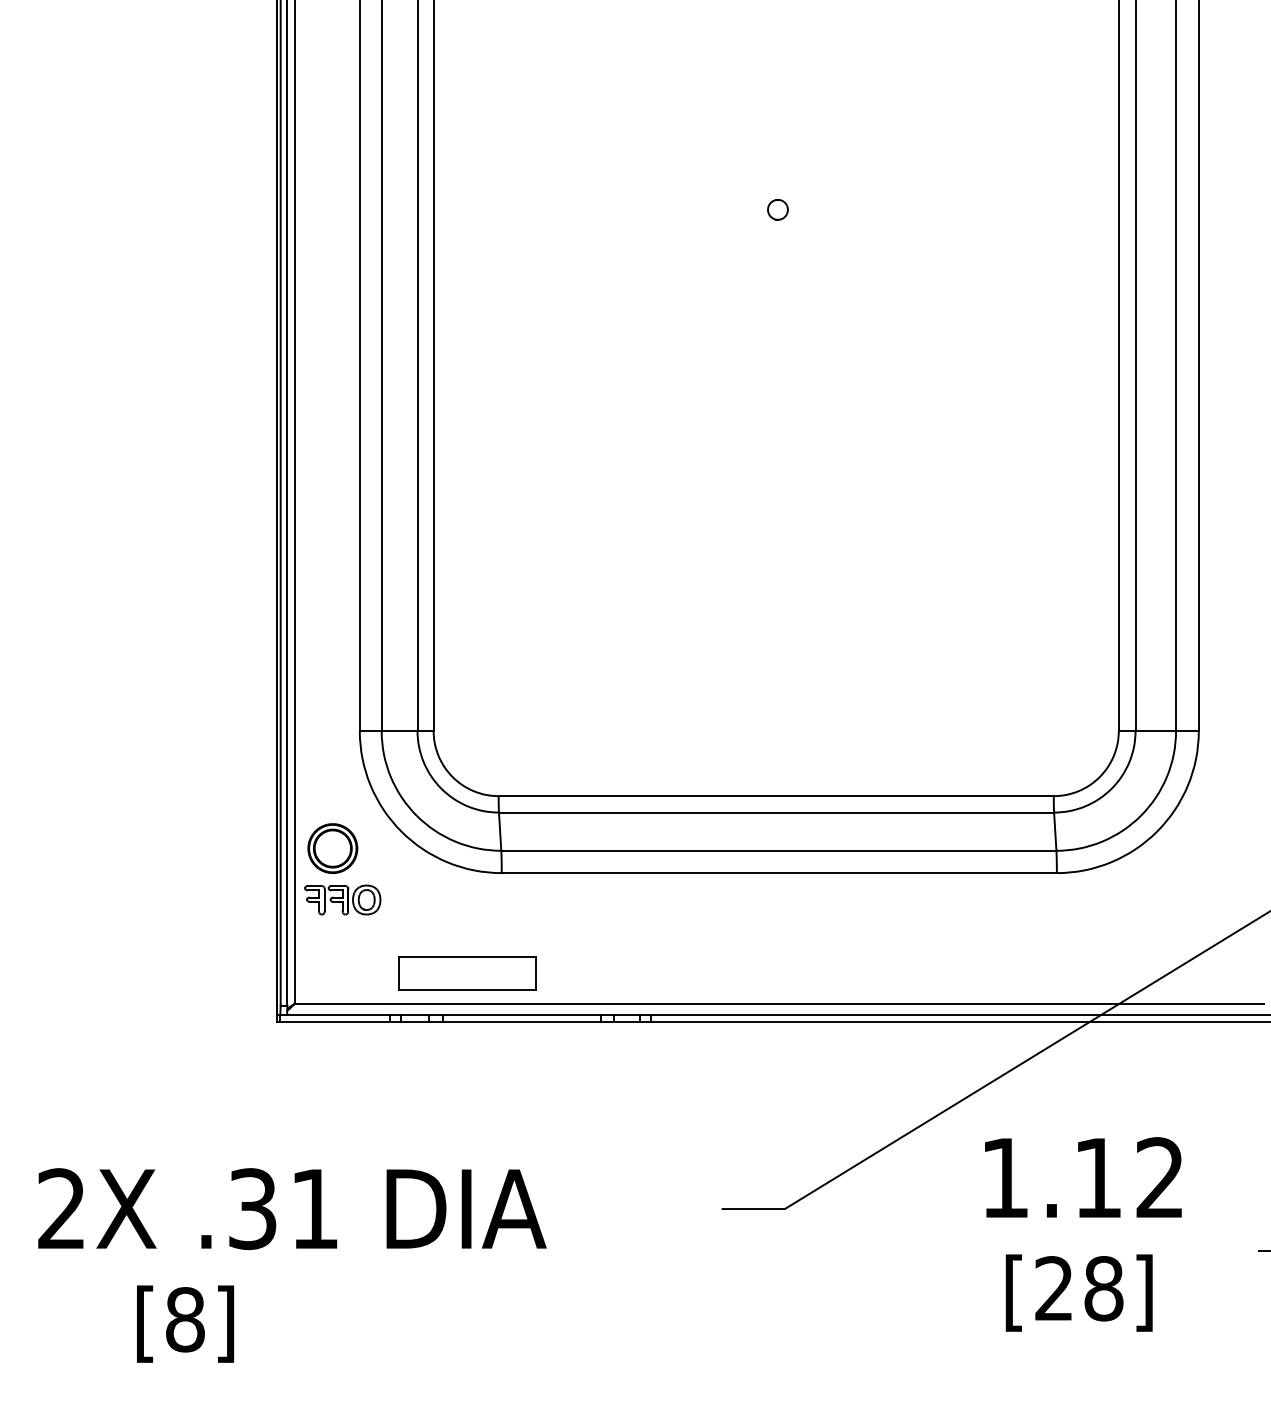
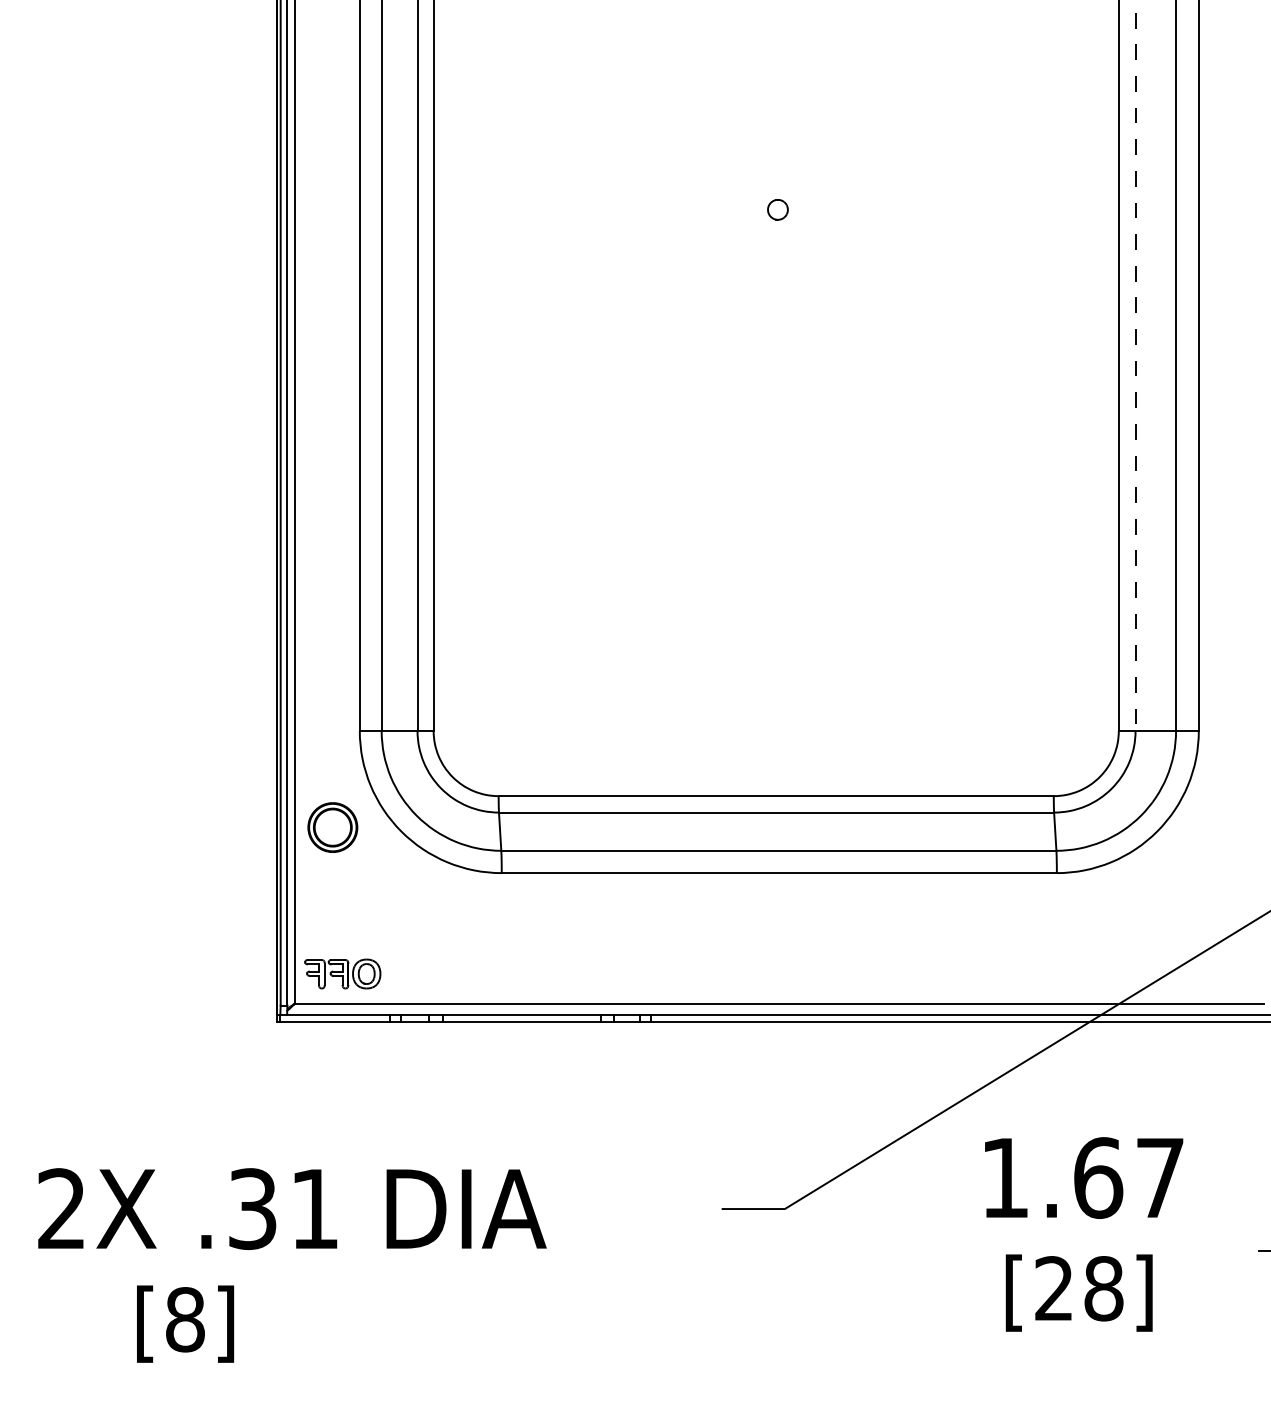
line: solid -> dashed (1135, 366)
part position: (332, 848) -> (332, 827) (332, 827)
part position: (342, 899) -> (342, 973) (342, 973)
part: present -> none (467, 973)
text: 1.12 -> 1.67 (1128, 1177)
